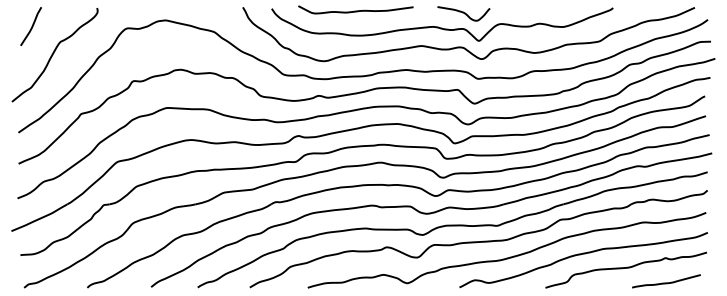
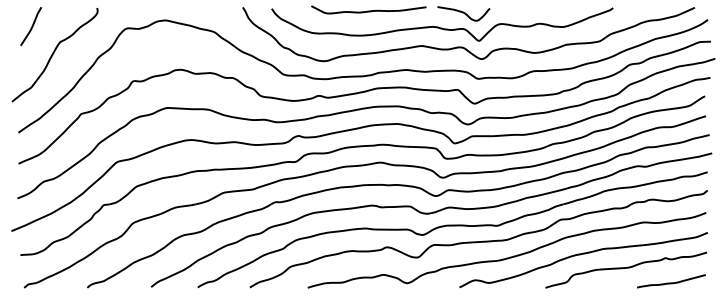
curve position: (355, 10) -> (368, 10) (368, 10)
curve position: (666, 282) -> (671, 282) (671, 282)
